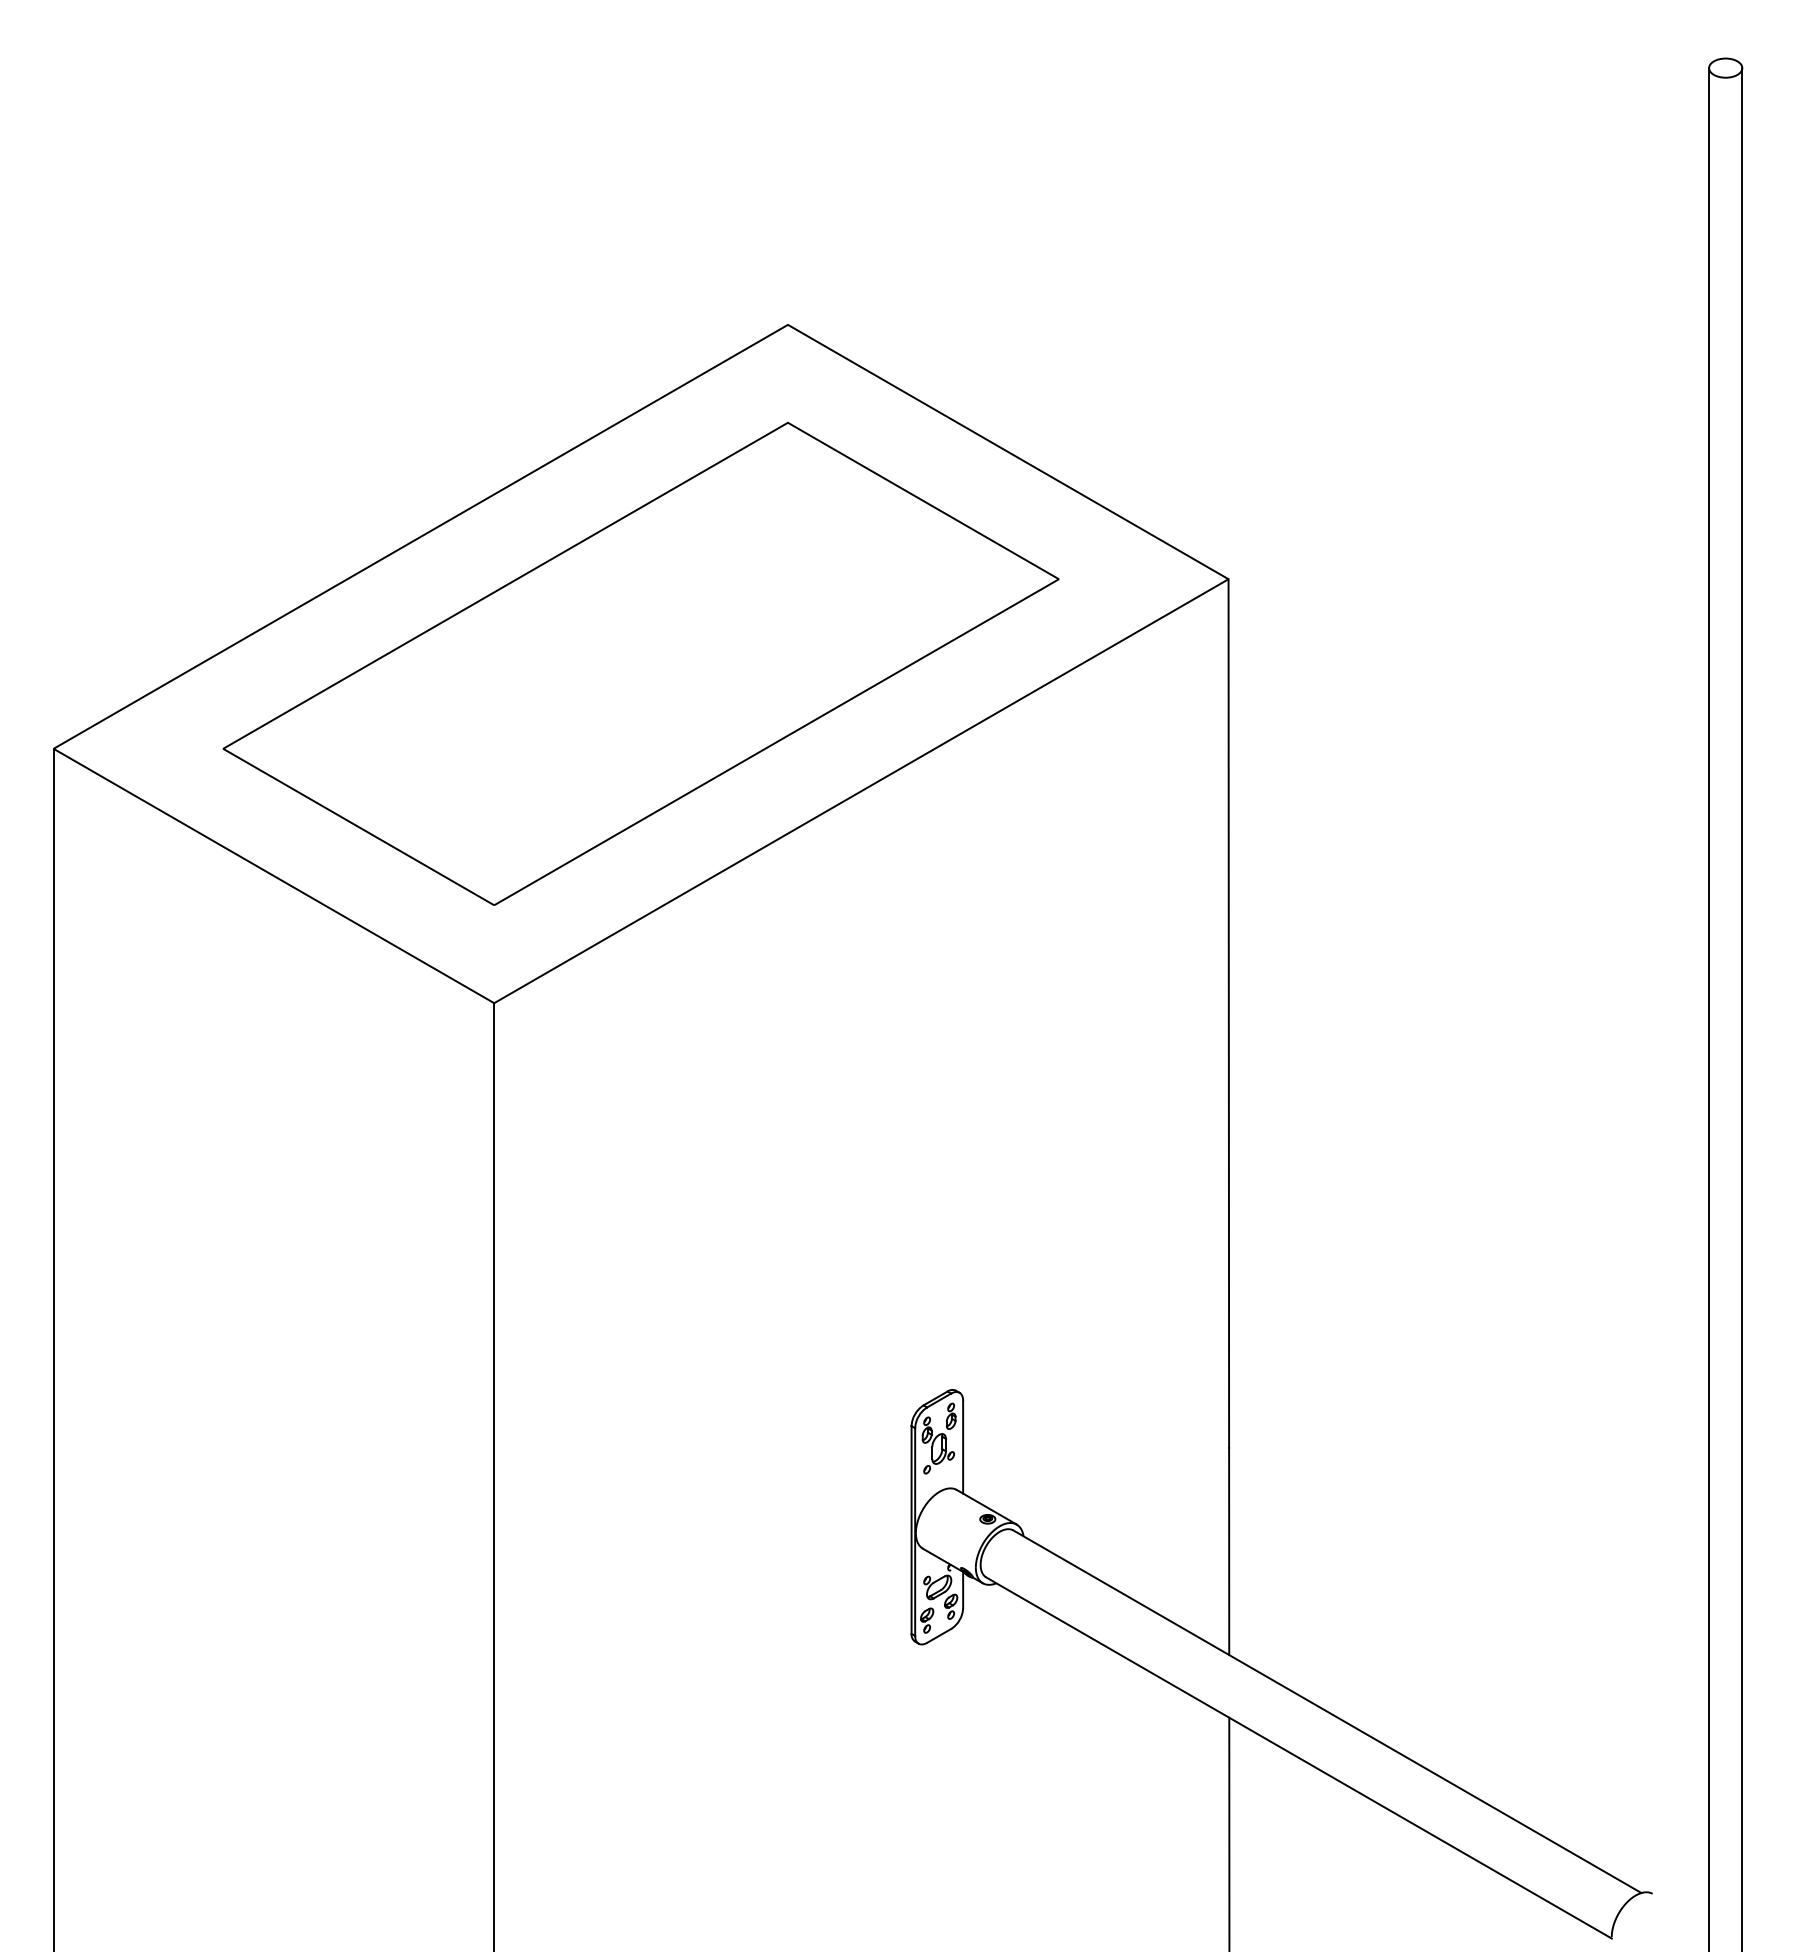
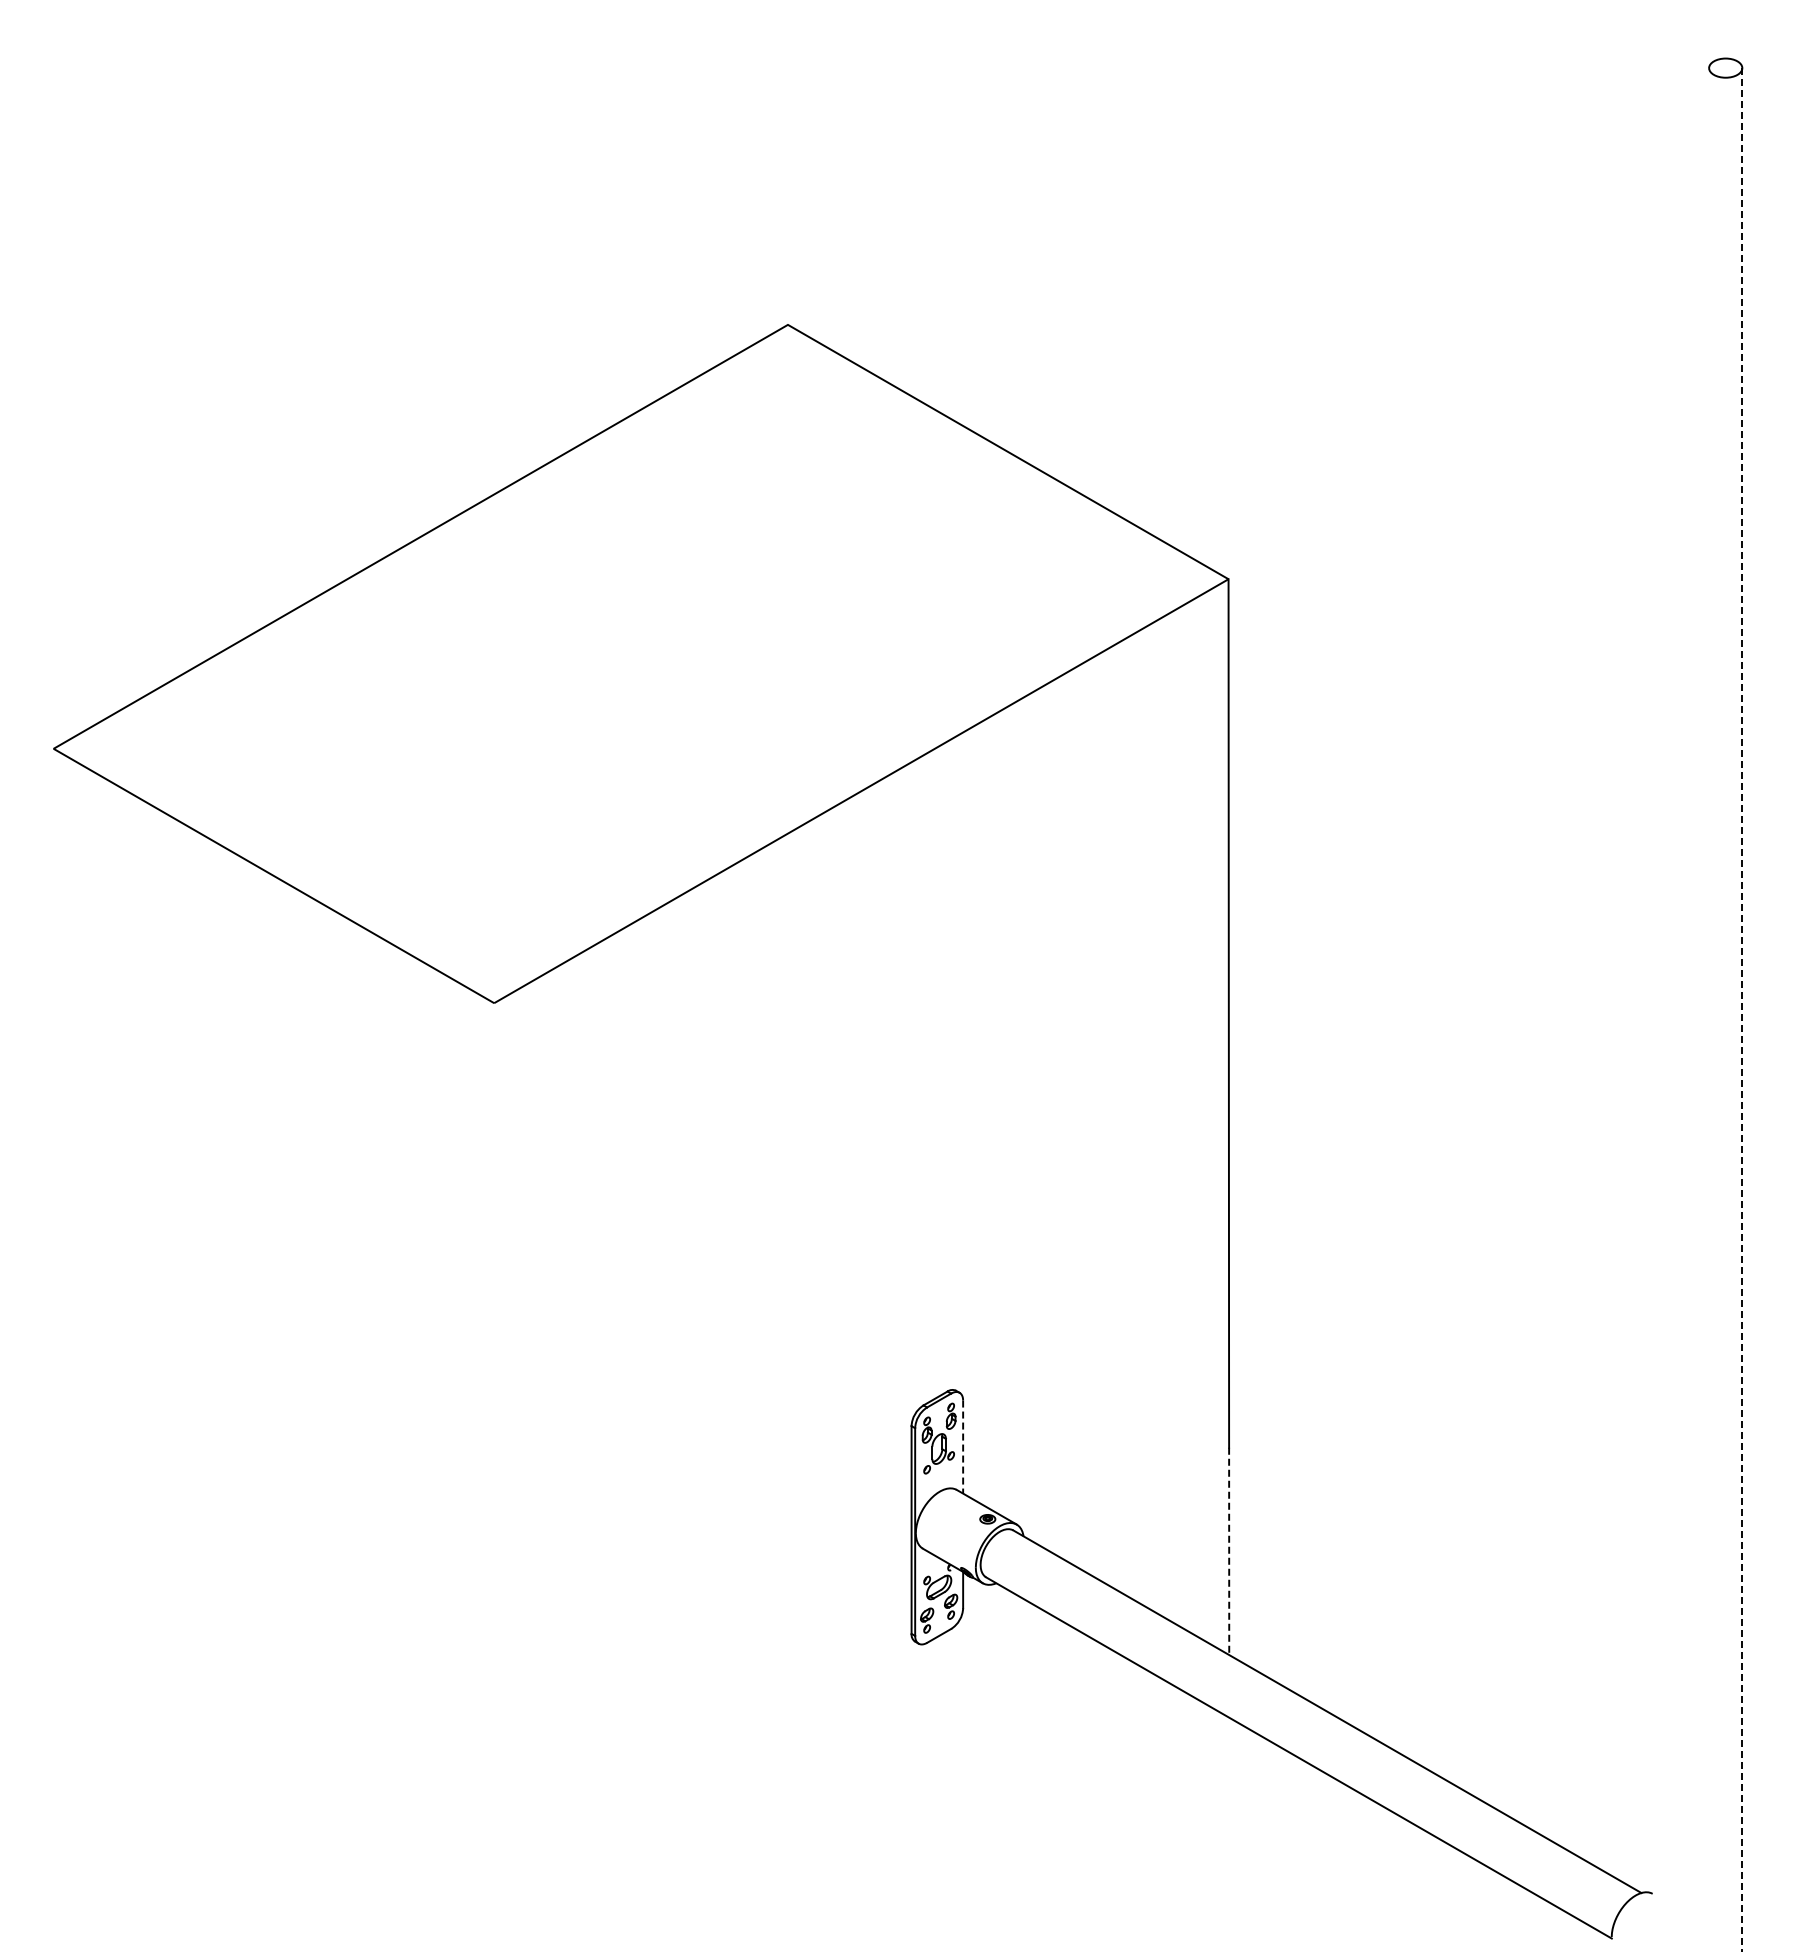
part: present -> none (640, 663)
line: present -> none (1709, 1008)
line: solid -> dashed (1742, 1009)
line: present -> none (53, 1348)
line: solid -> dashed (963, 1447)
line: present -> none (494, 1475)
line: solid -> dashed (1229, 1551)
line: present -> none (1229, 1832)
